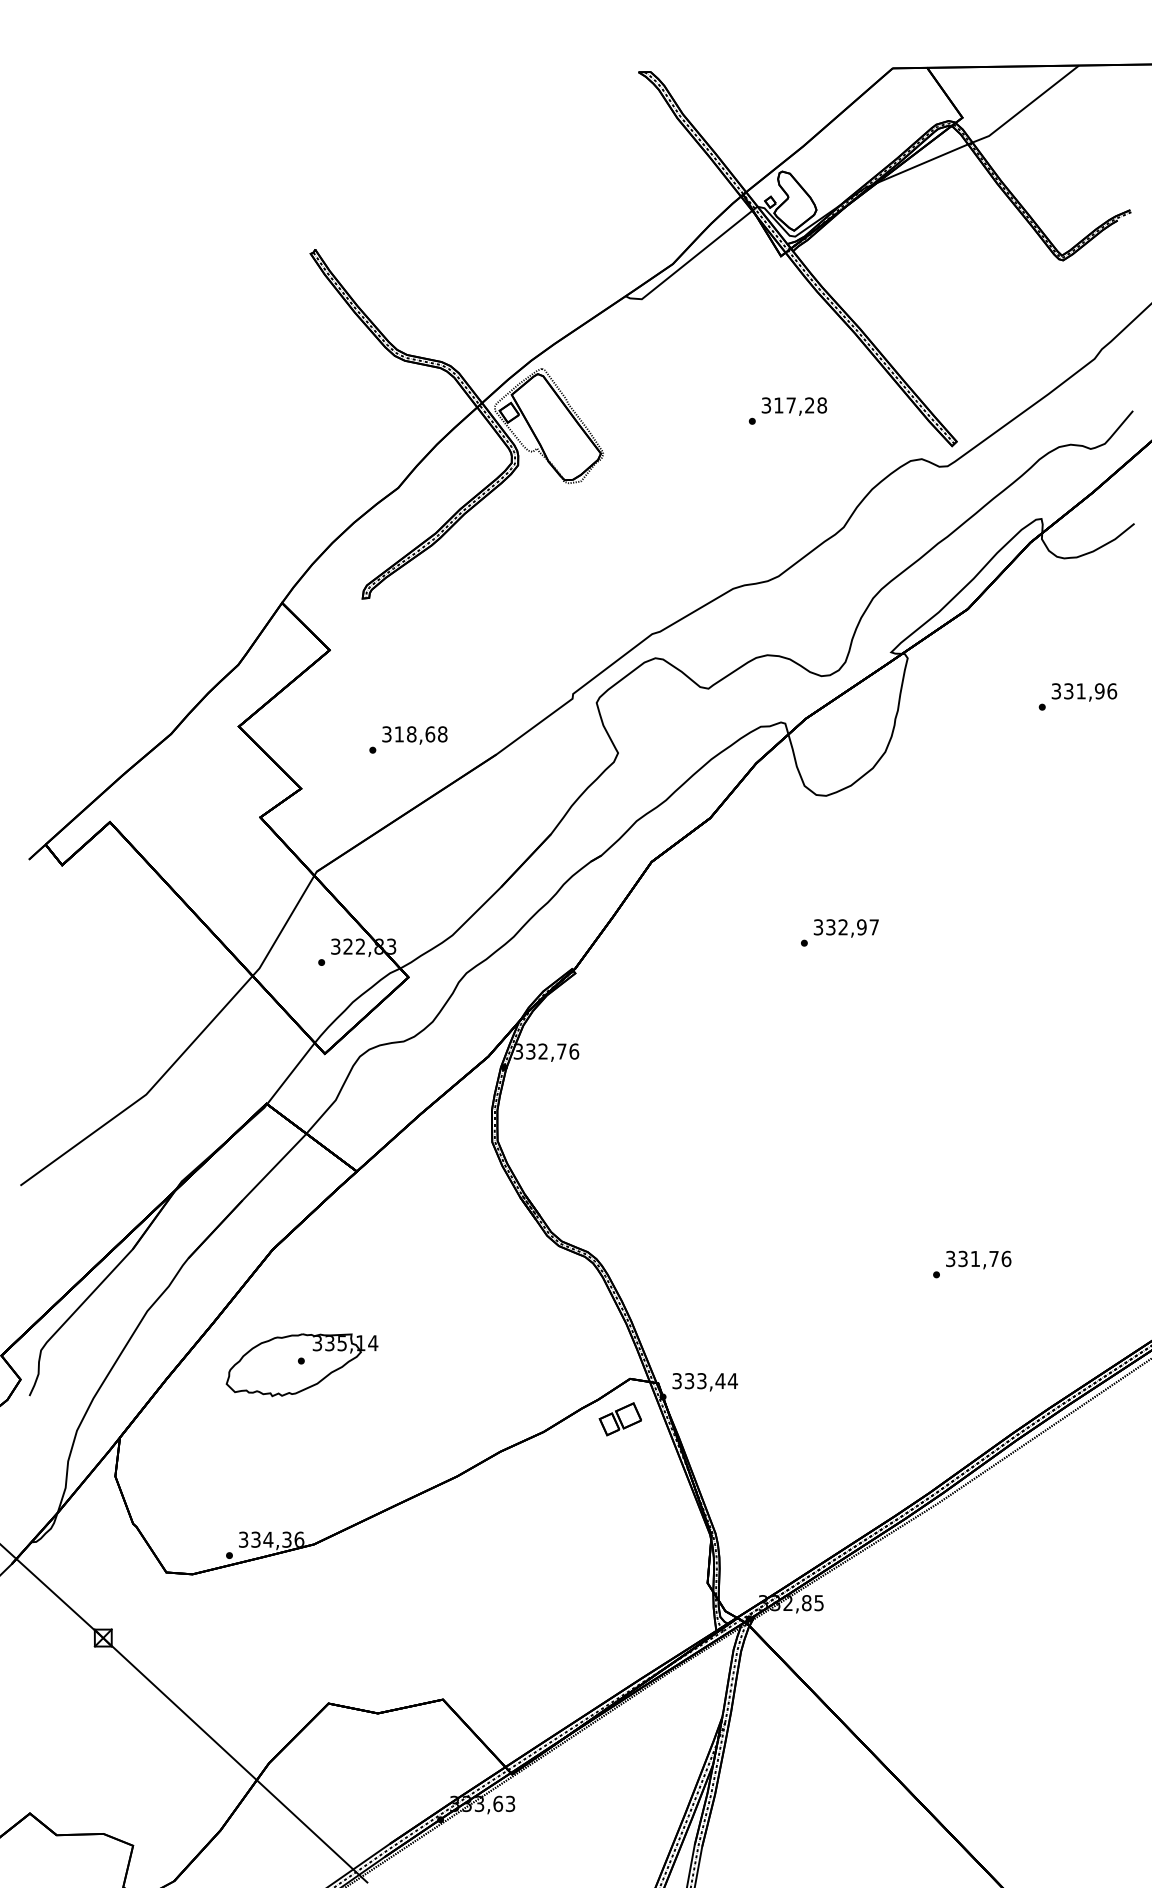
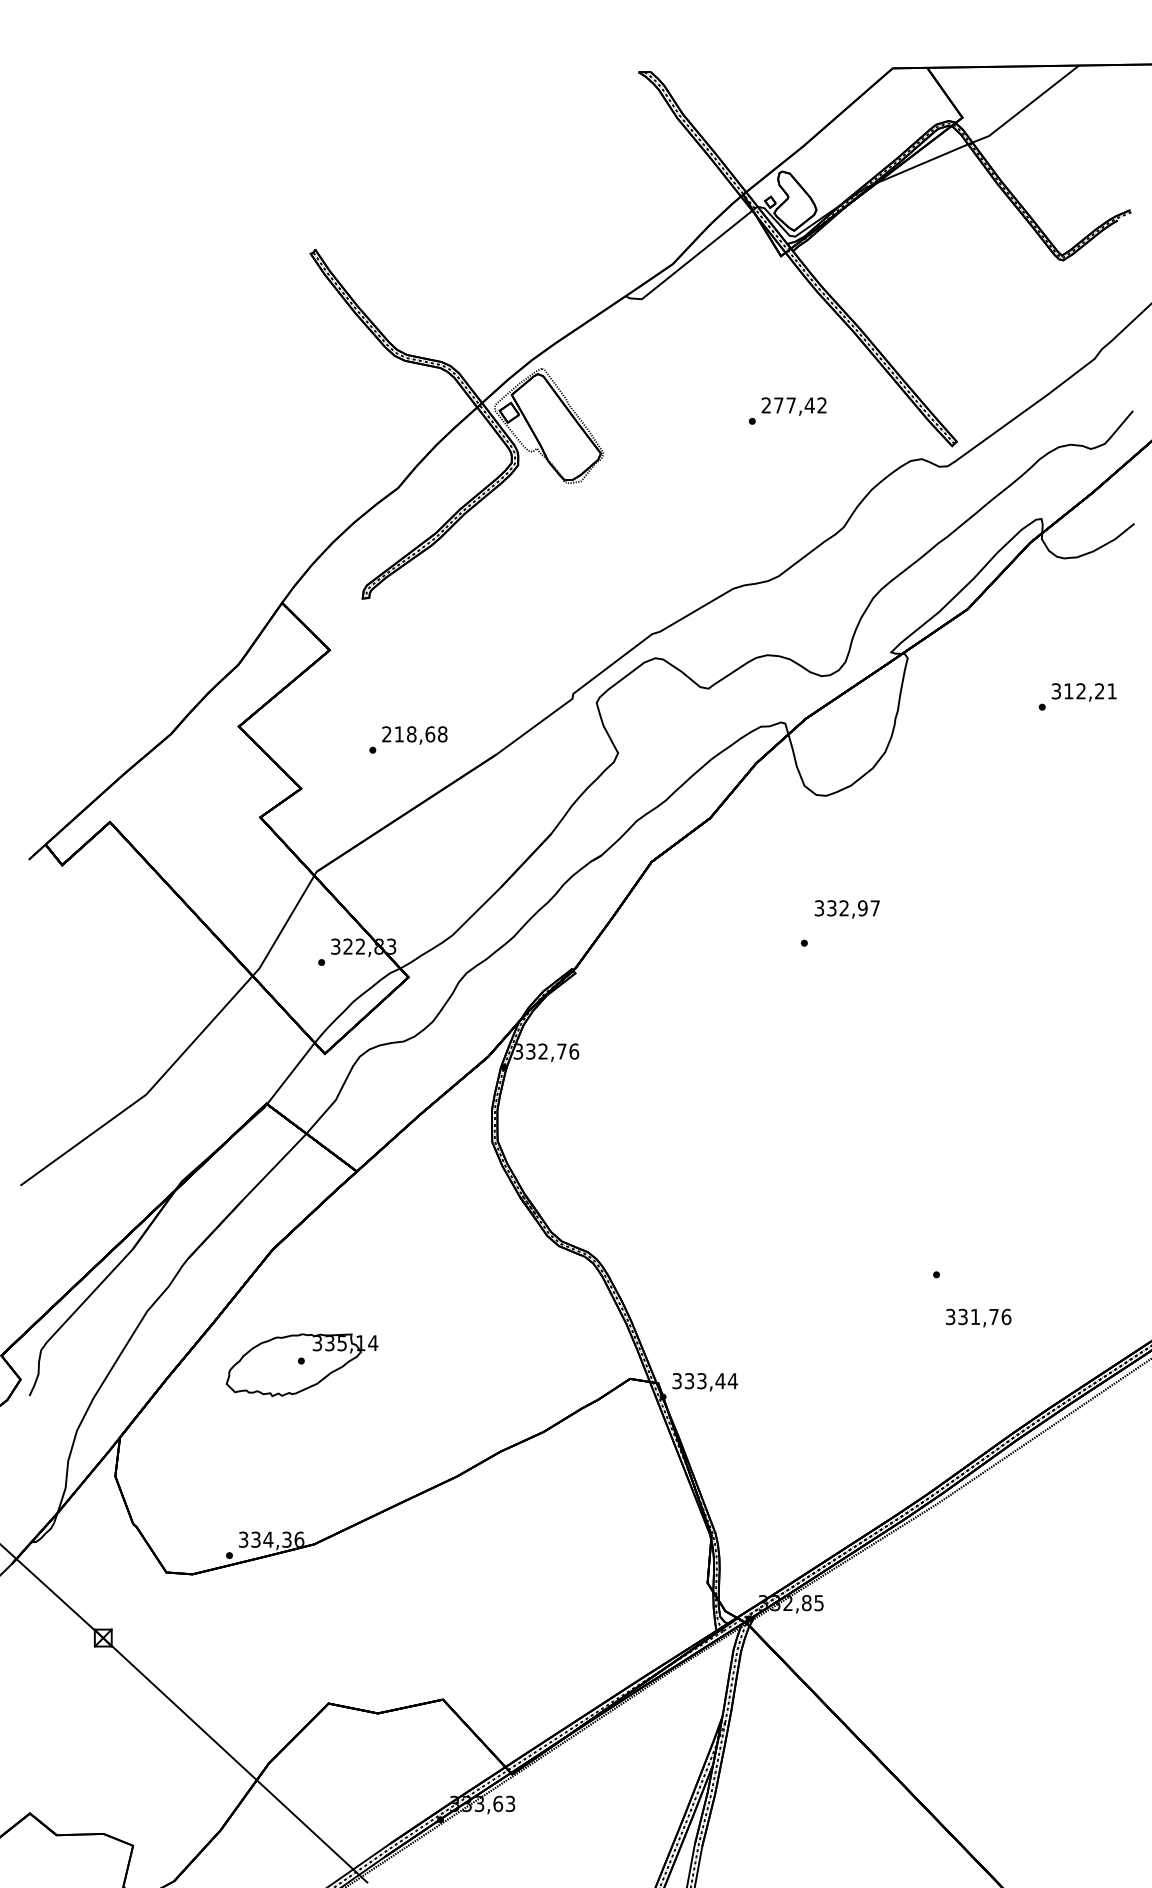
text: 317,28 -> 277,42 (794, 405)
text: 331,96 -> 312,21 (1090, 691)
text: 318,68 -> 218,68 (386, 734)
text position: (845, 928) -> (846, 909) (846, 909)
text position: (978, 1259) -> (978, 1317) (978, 1317)
part: present -> none (619, 1419)
